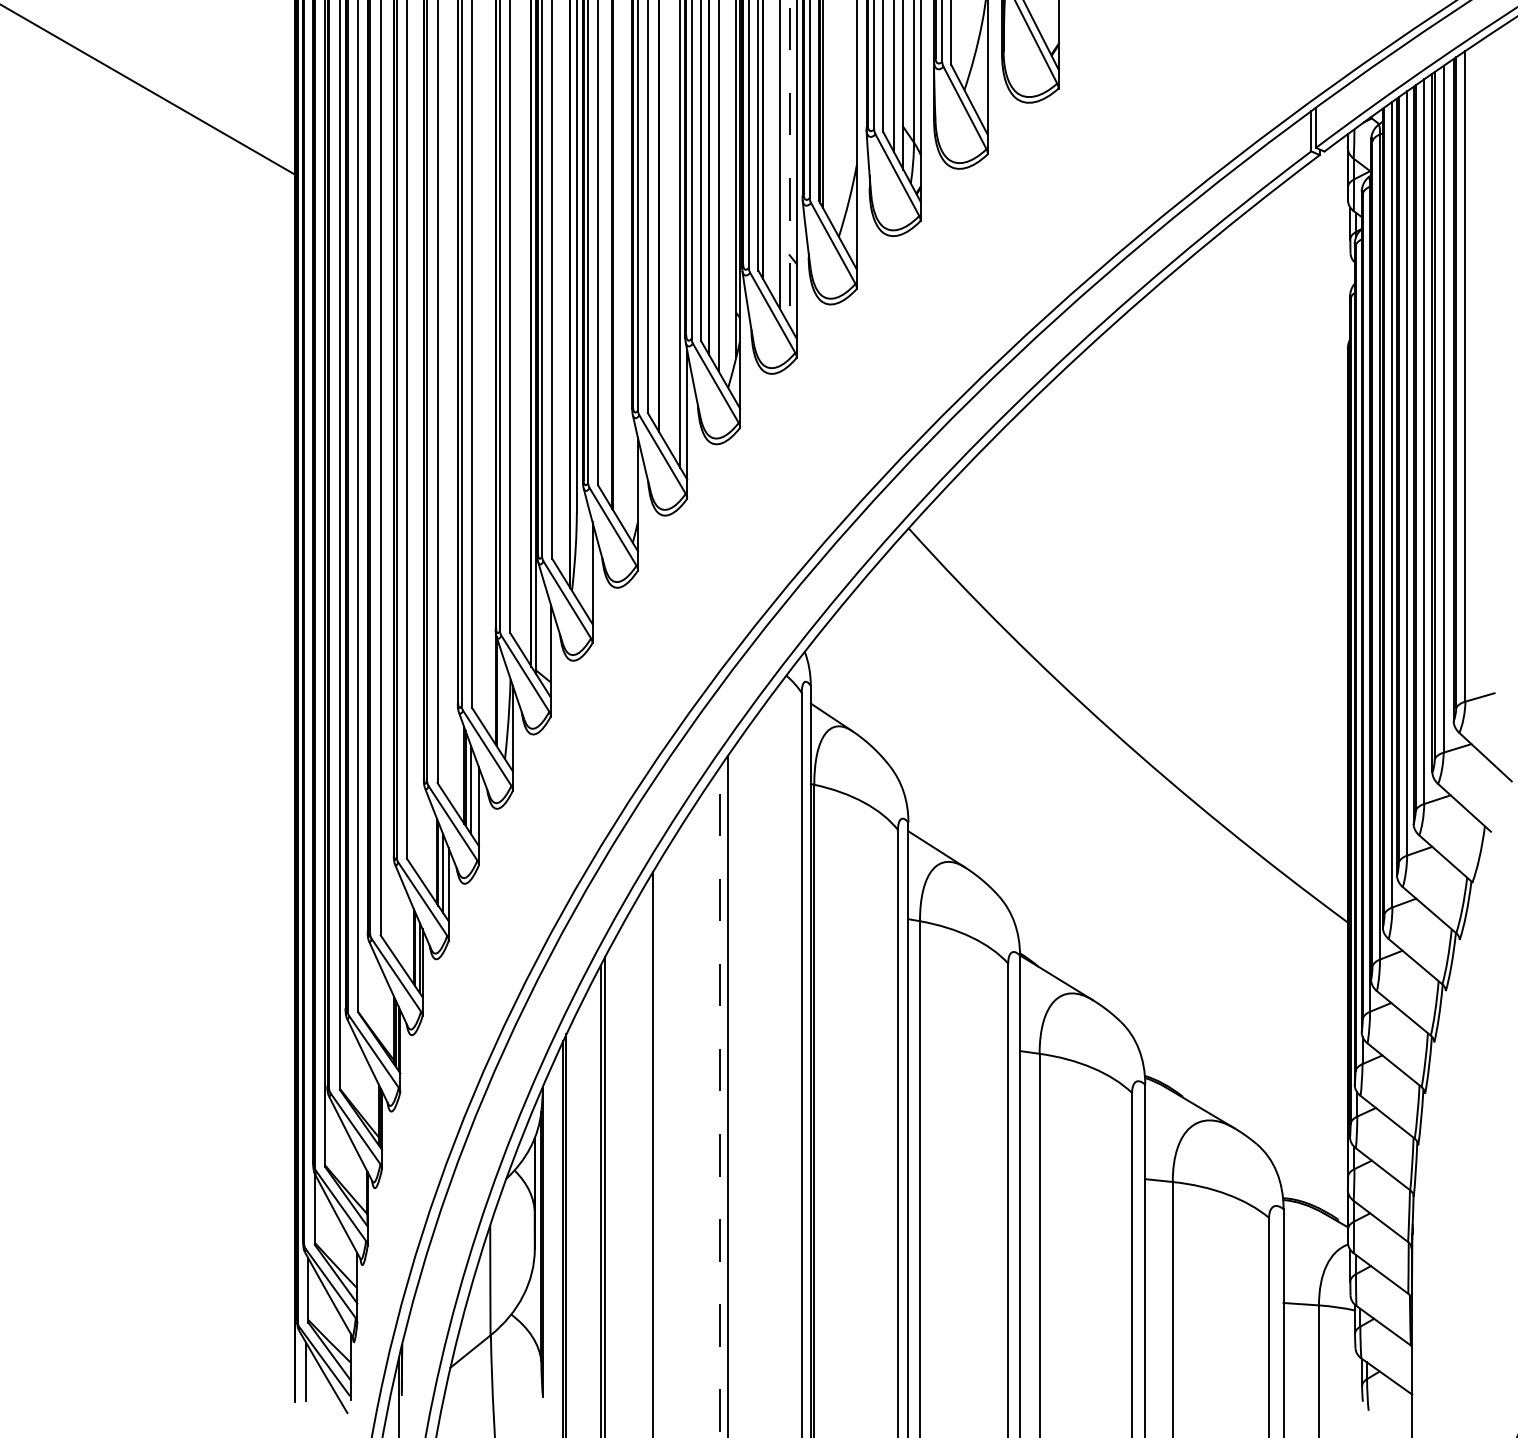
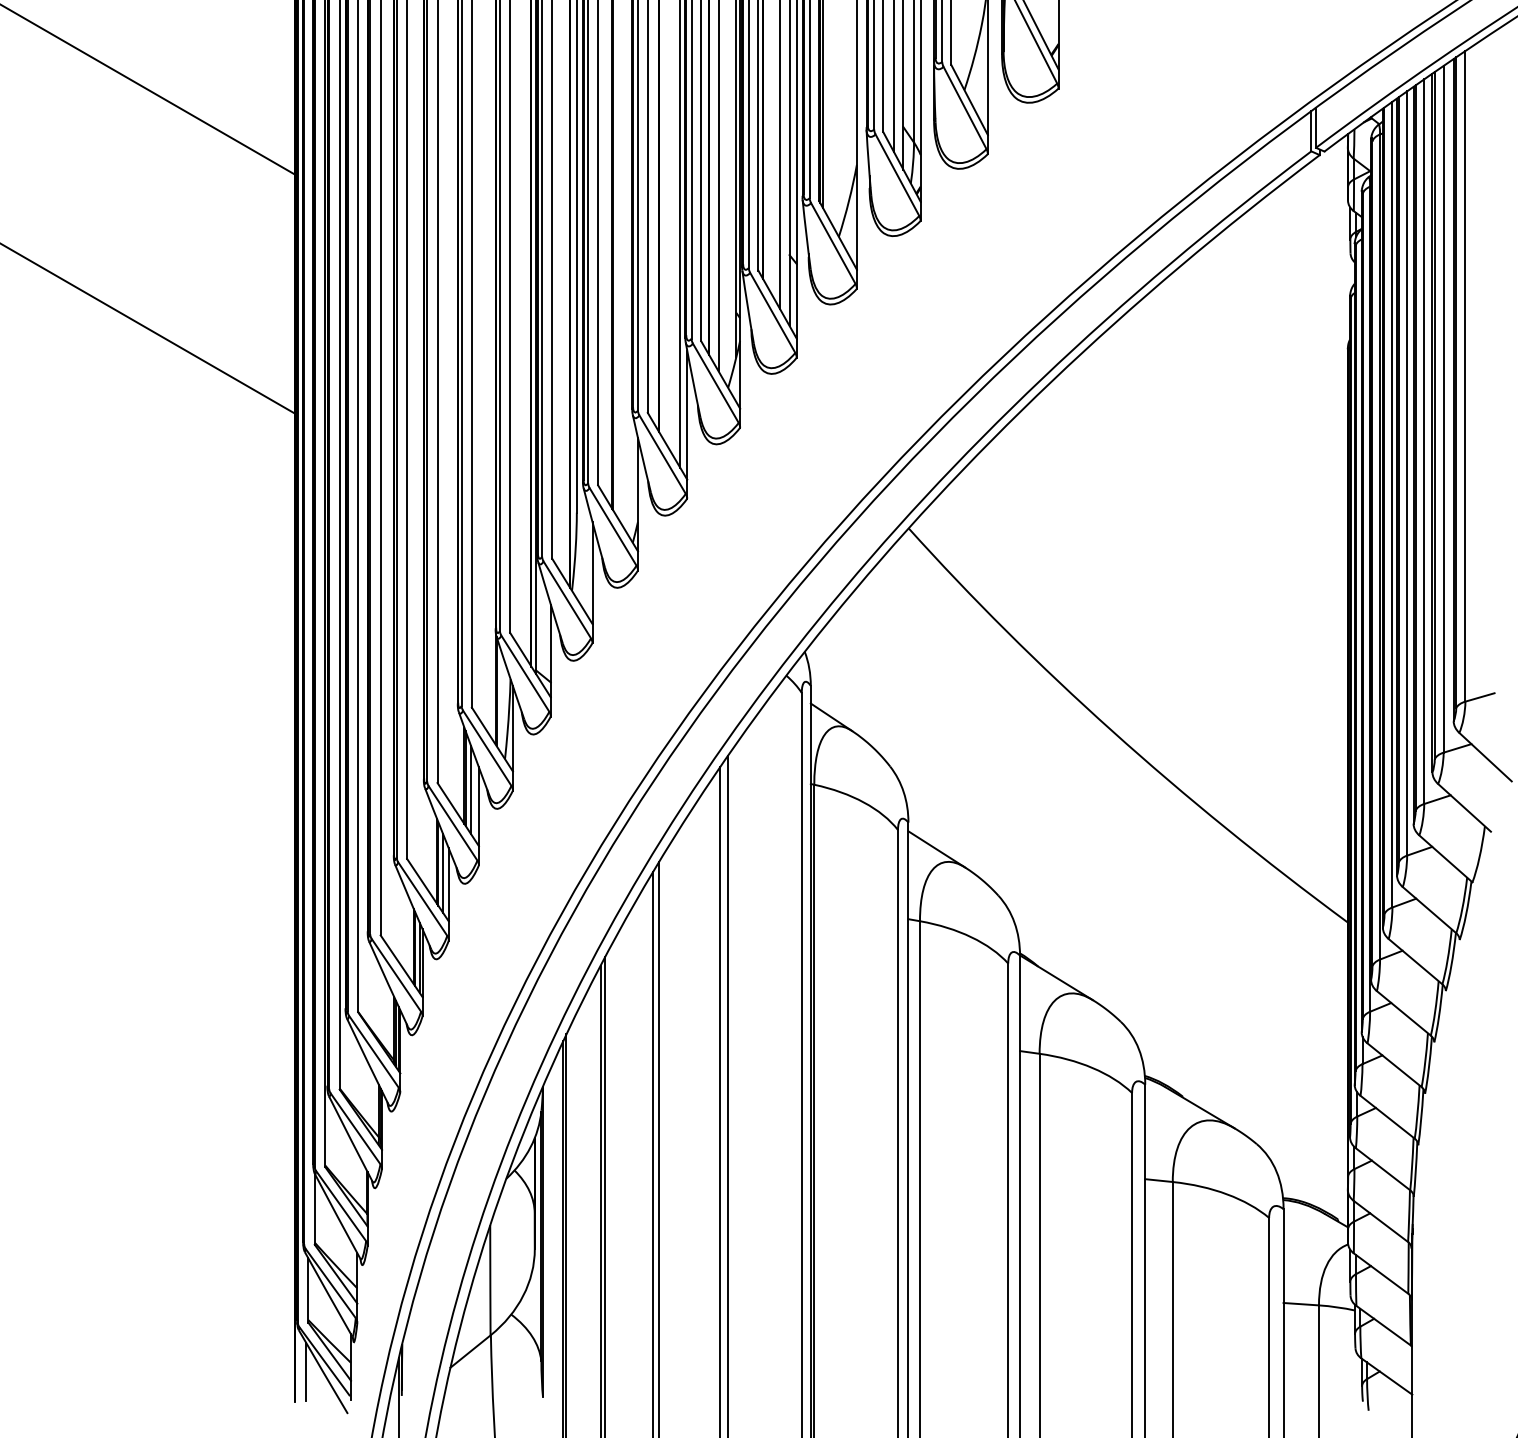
line: dashed -> solid (789, 162)
line: none -> present (148, 328)
line: dashed -> solid (719, 1102)
line: none -> present (658, 1148)
